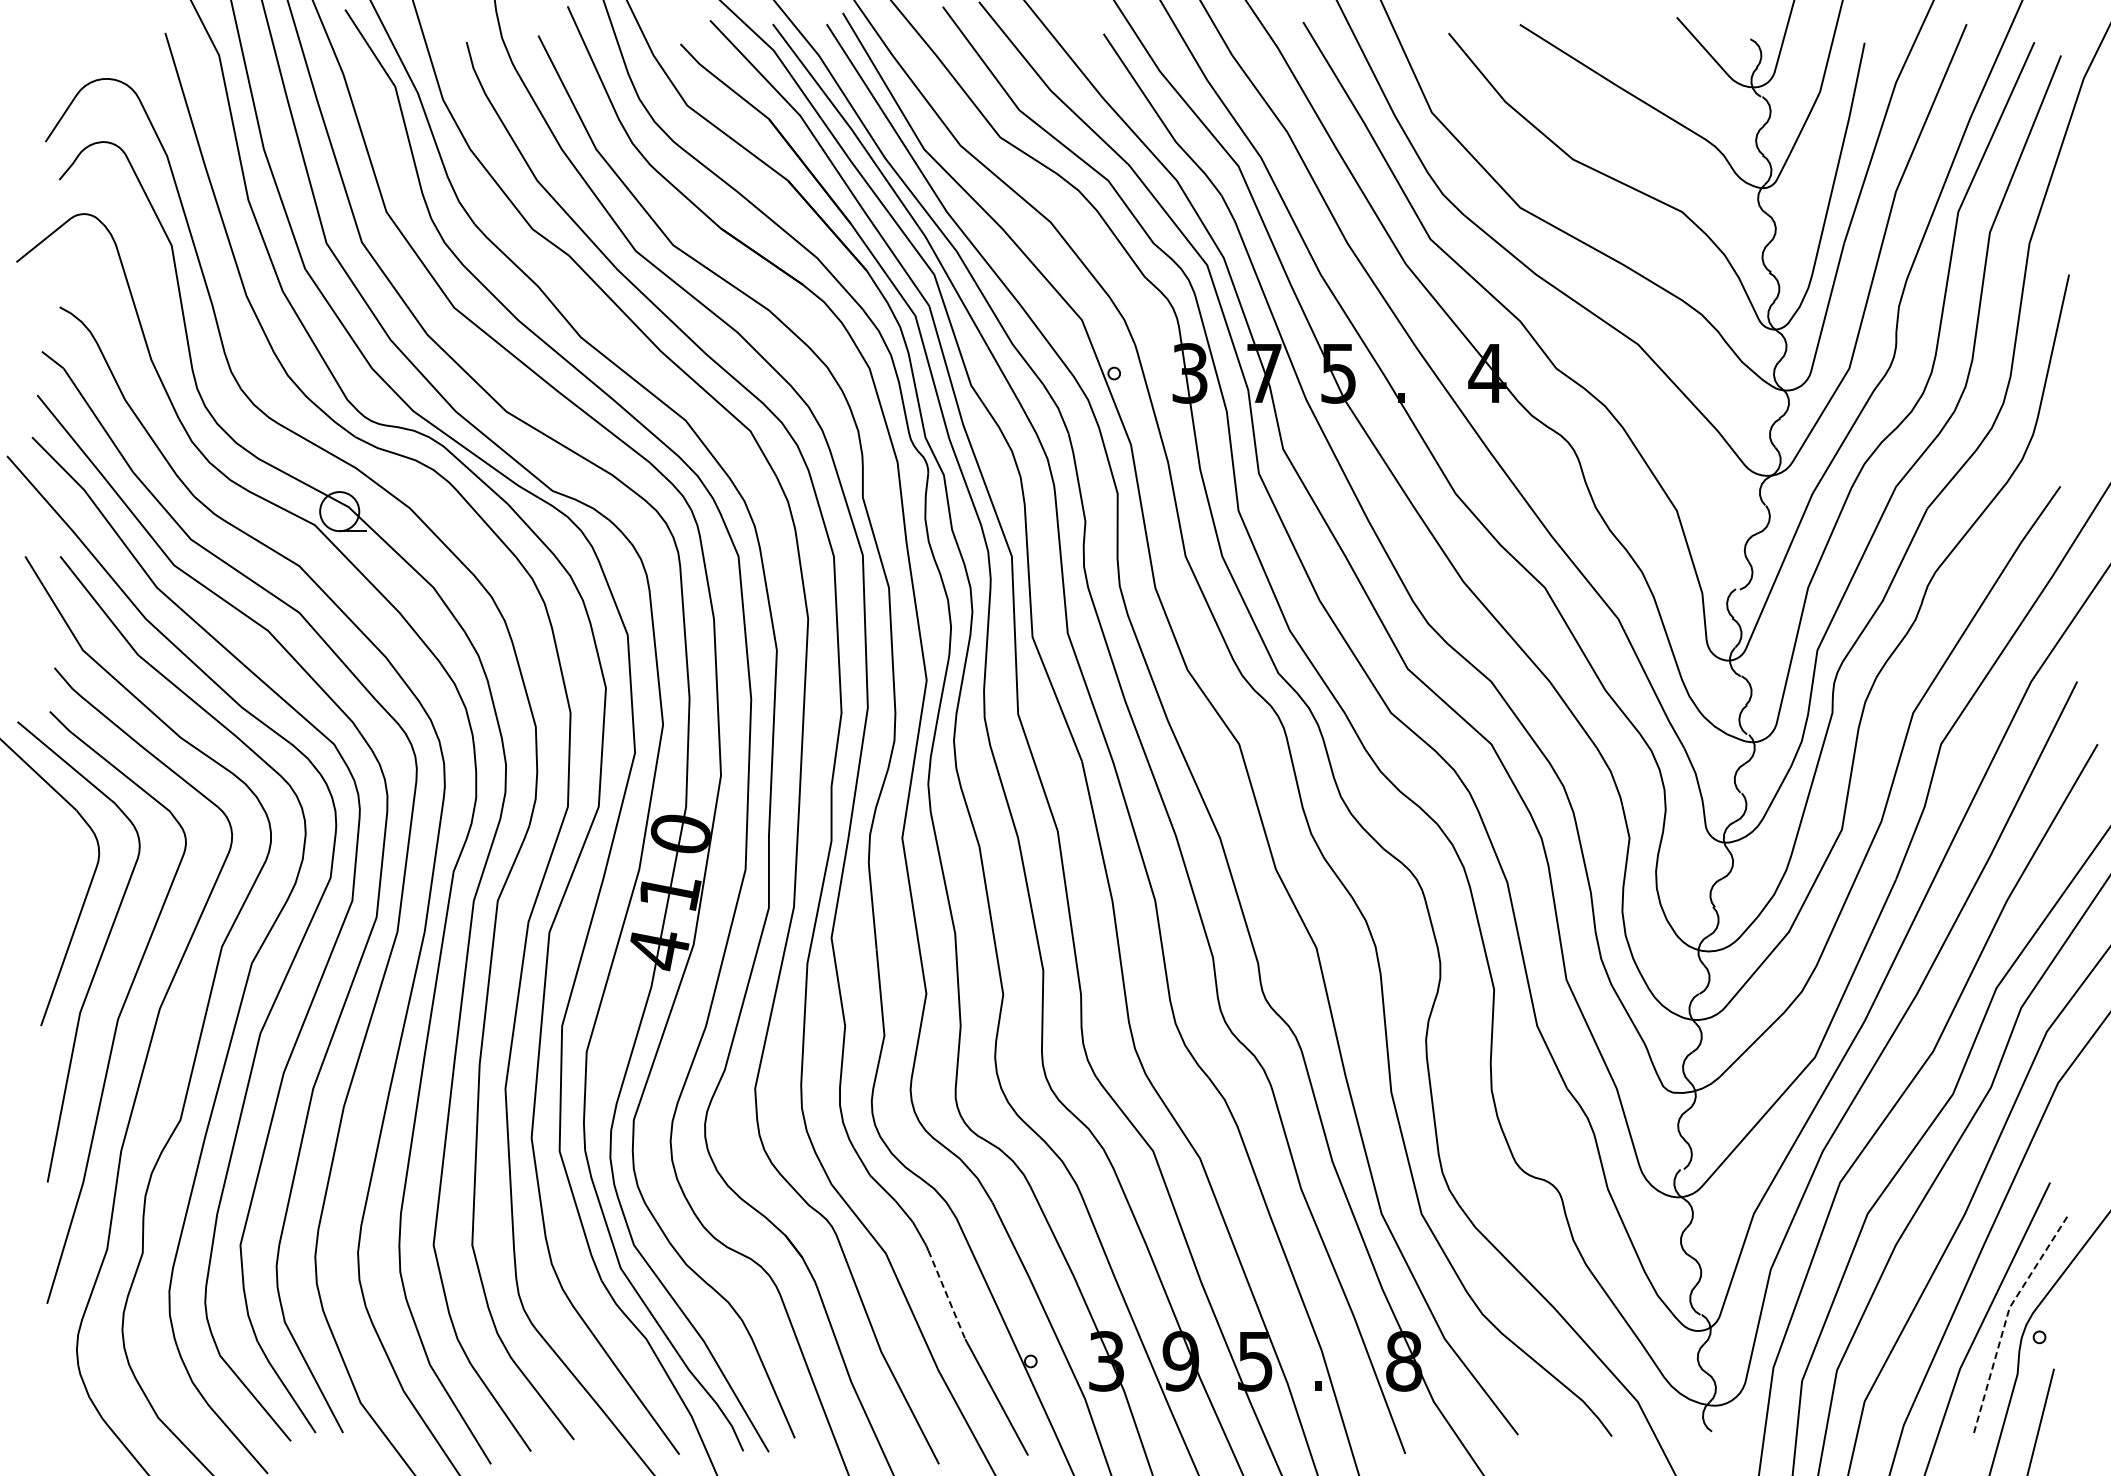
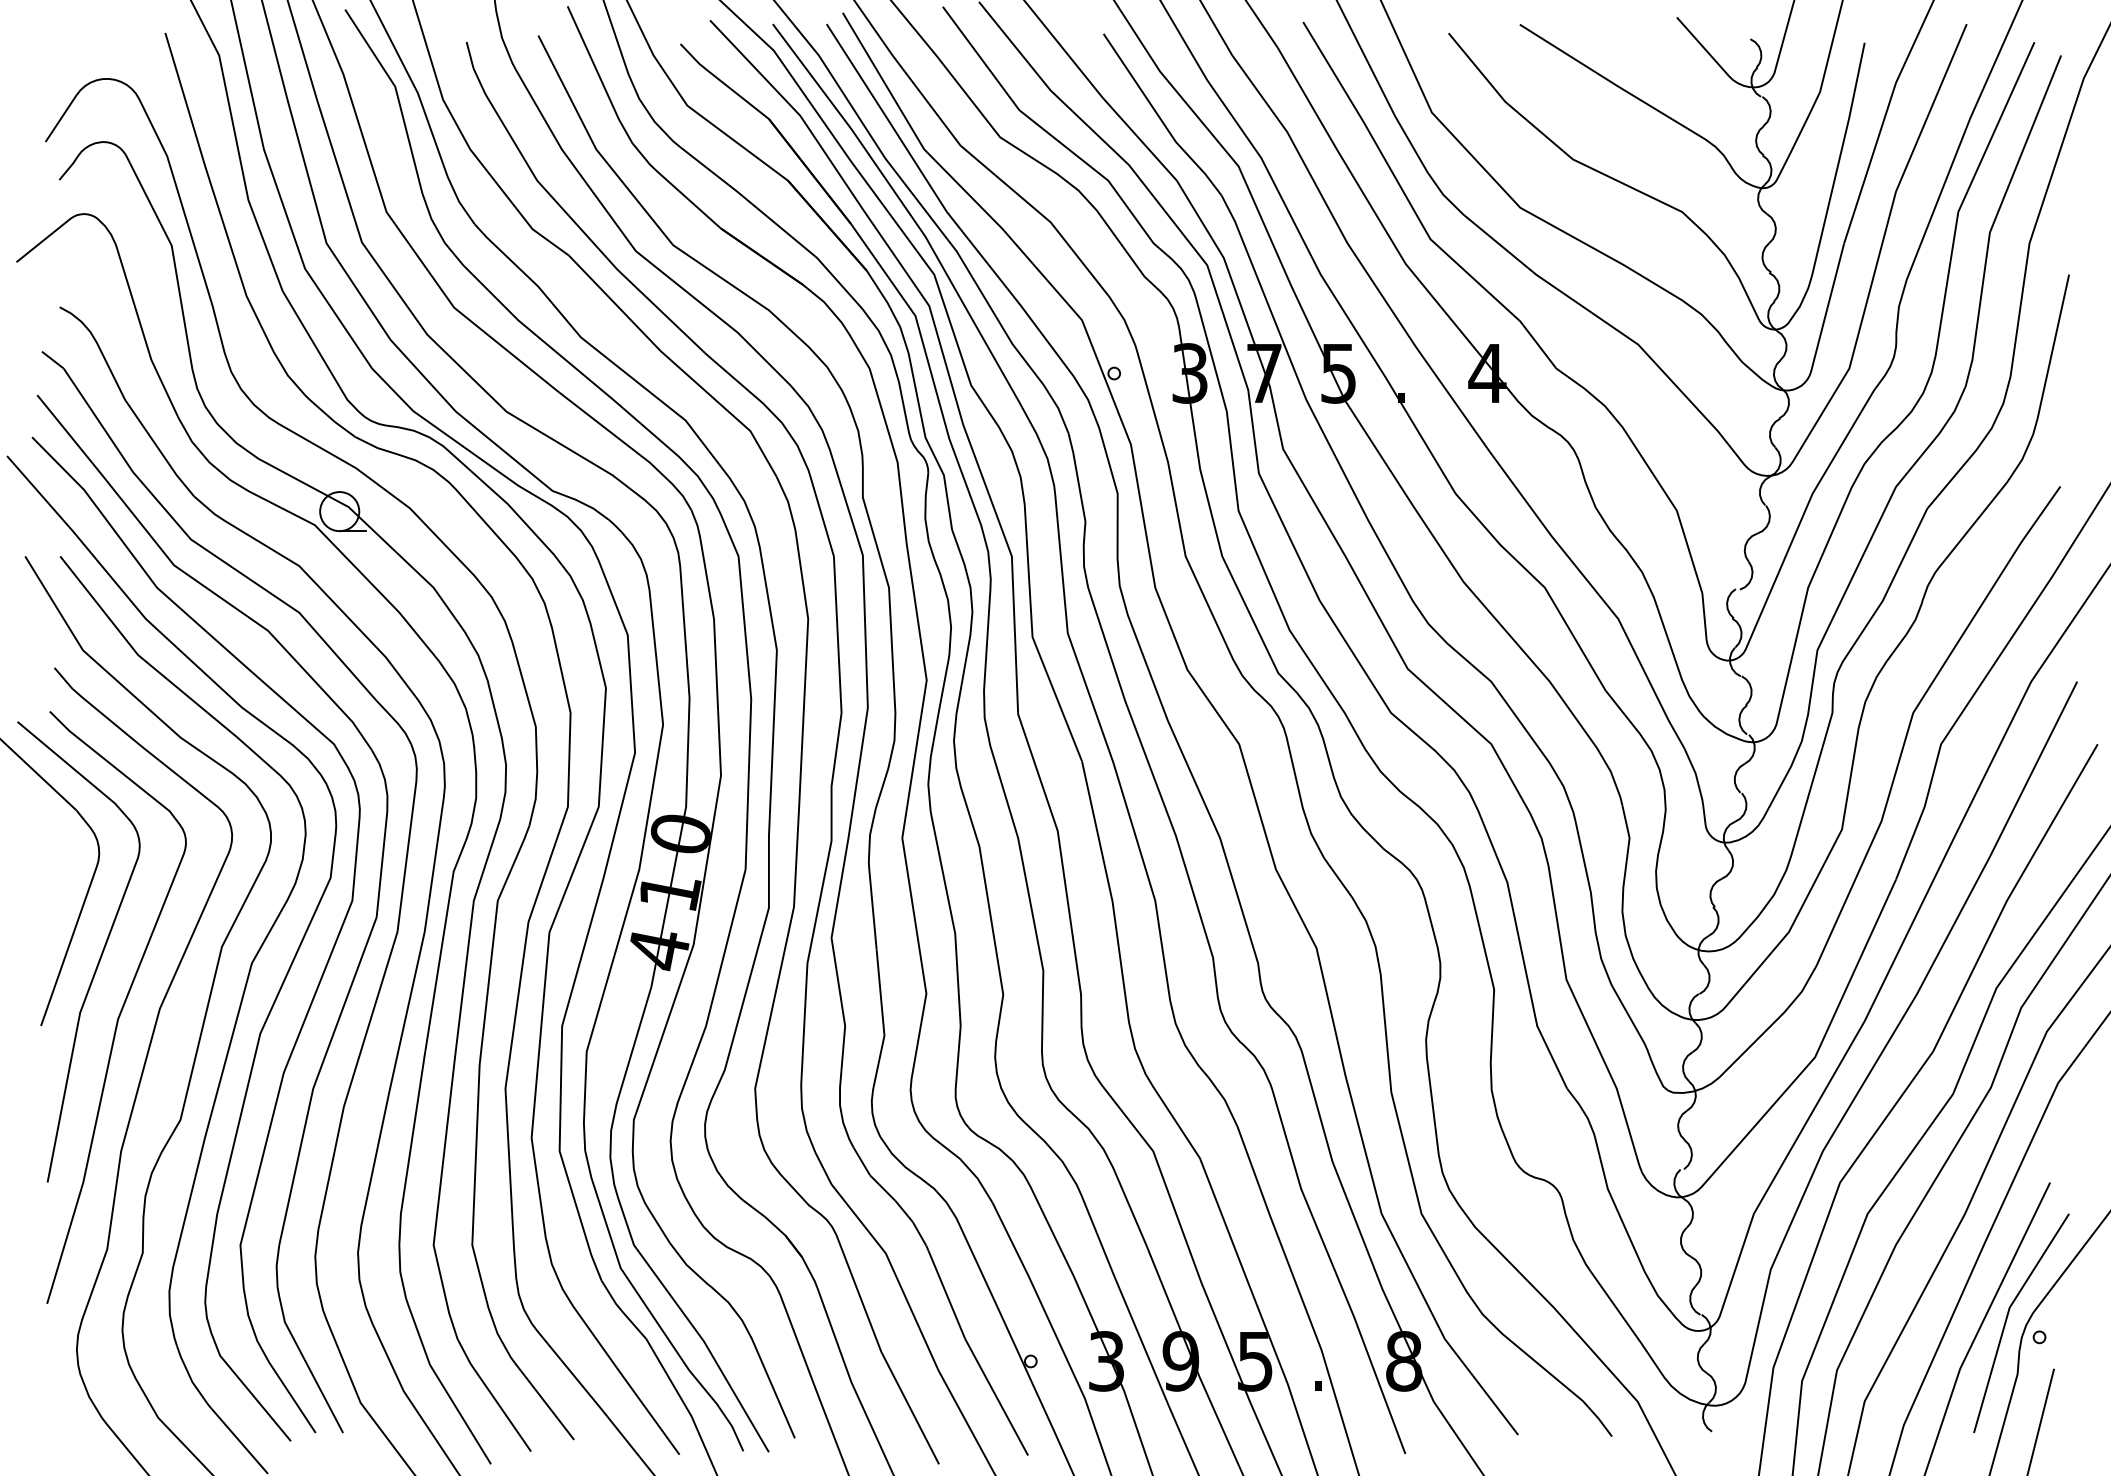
line: dashed -> solid (946, 1294)
line: dashed -> solid (2007, 1316)
